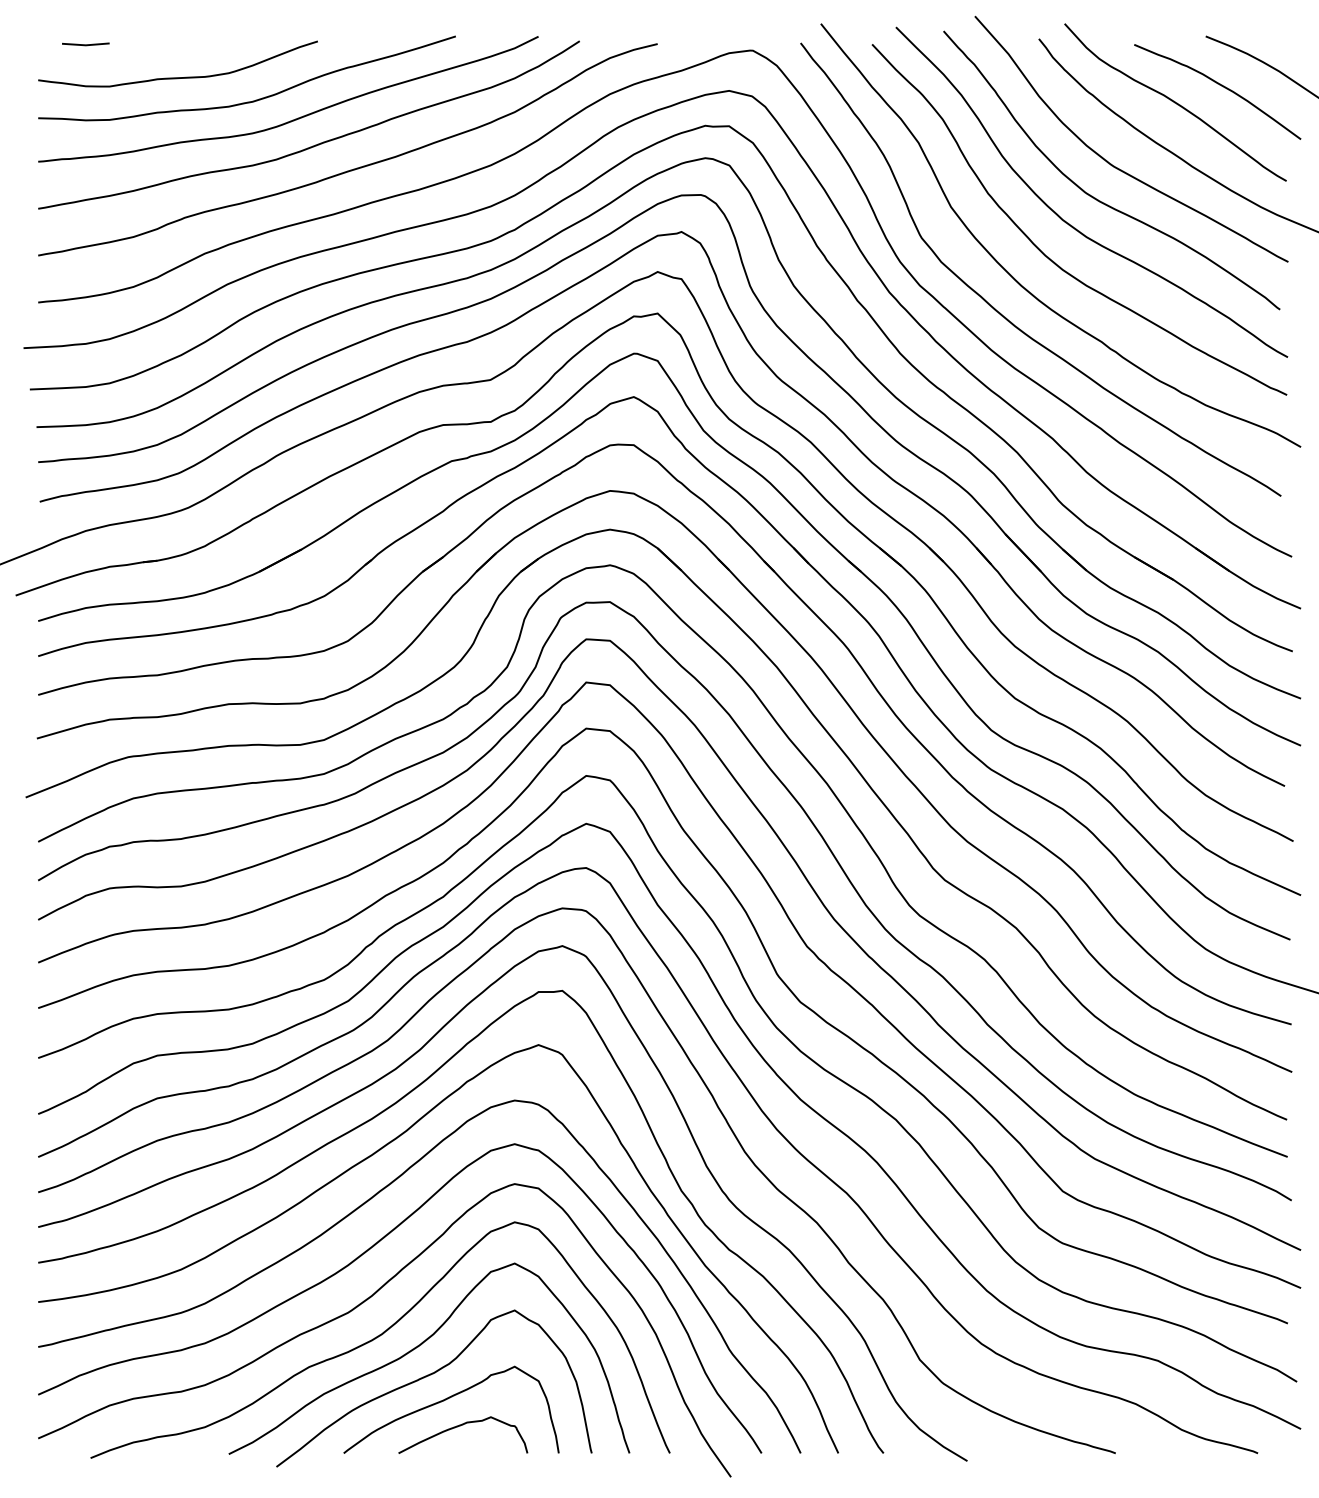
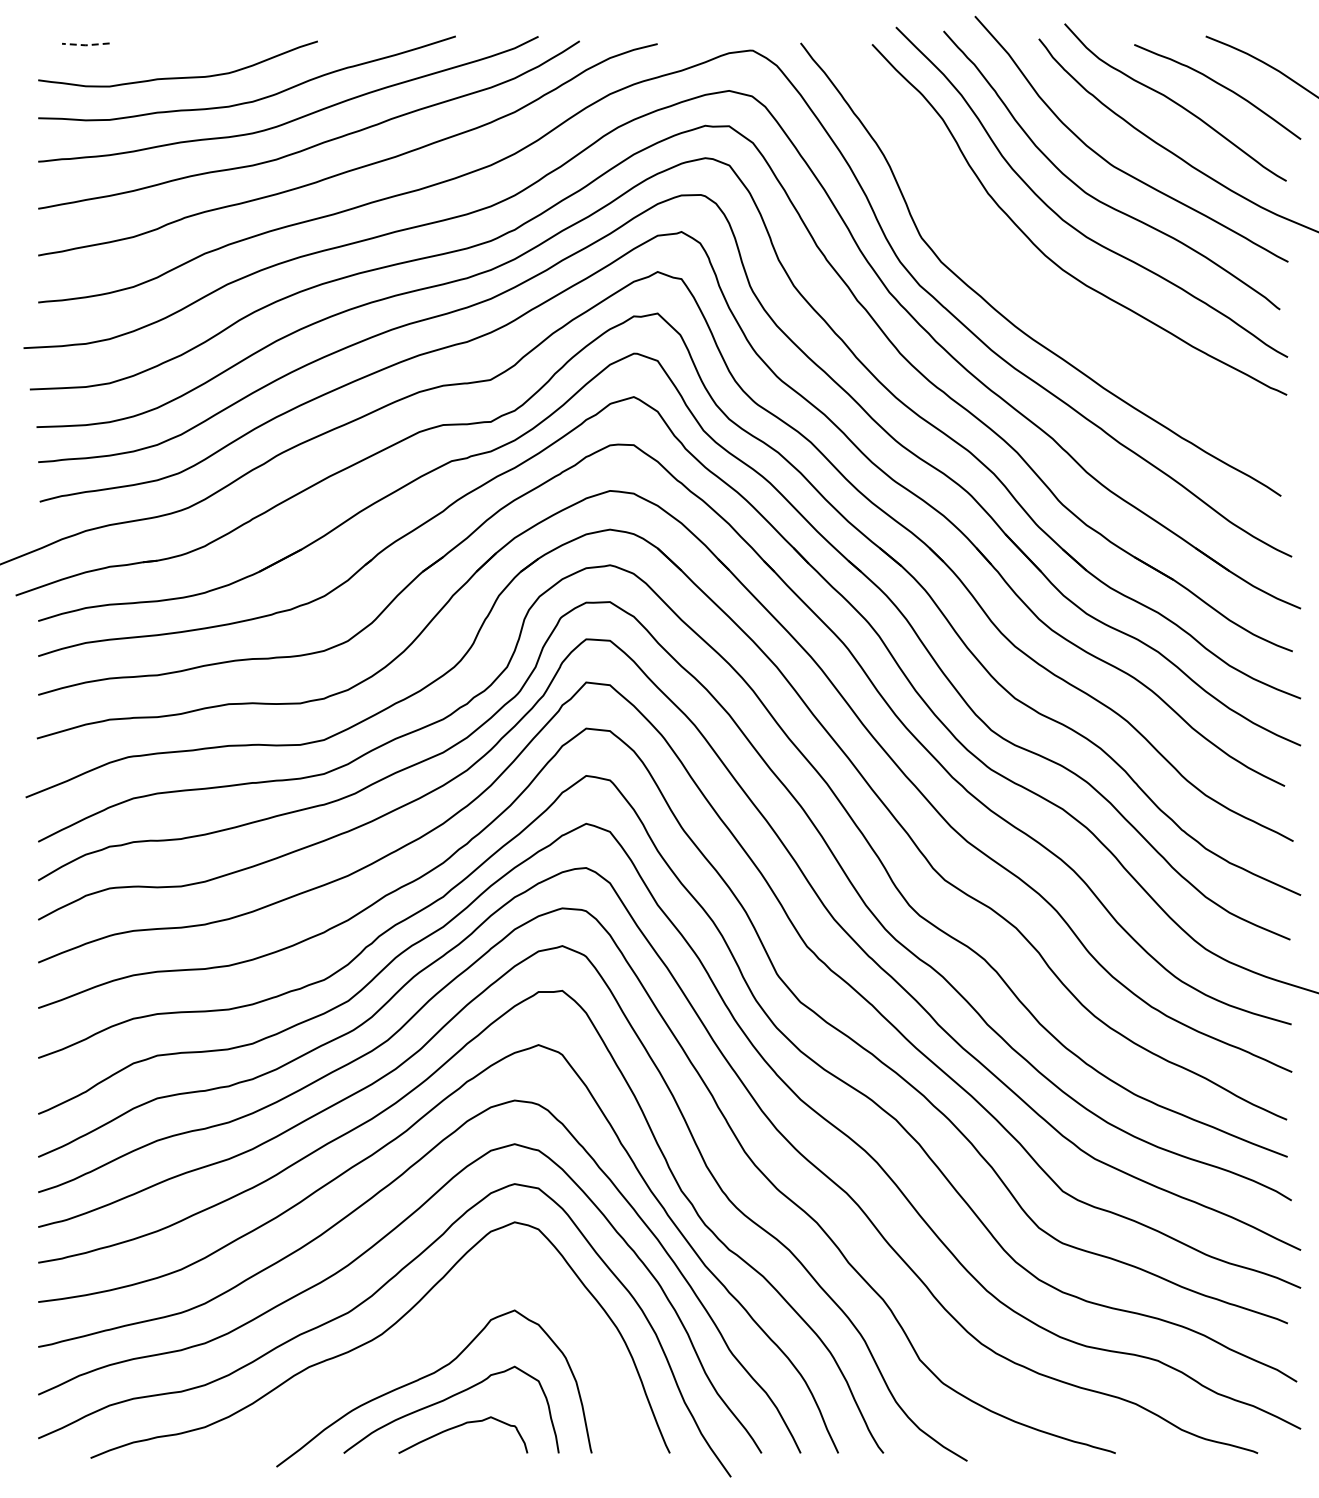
line: solid -> dashed (85, 45)
curve: present -> none (1016, 279)
curve: present -> none (421, 1345)
